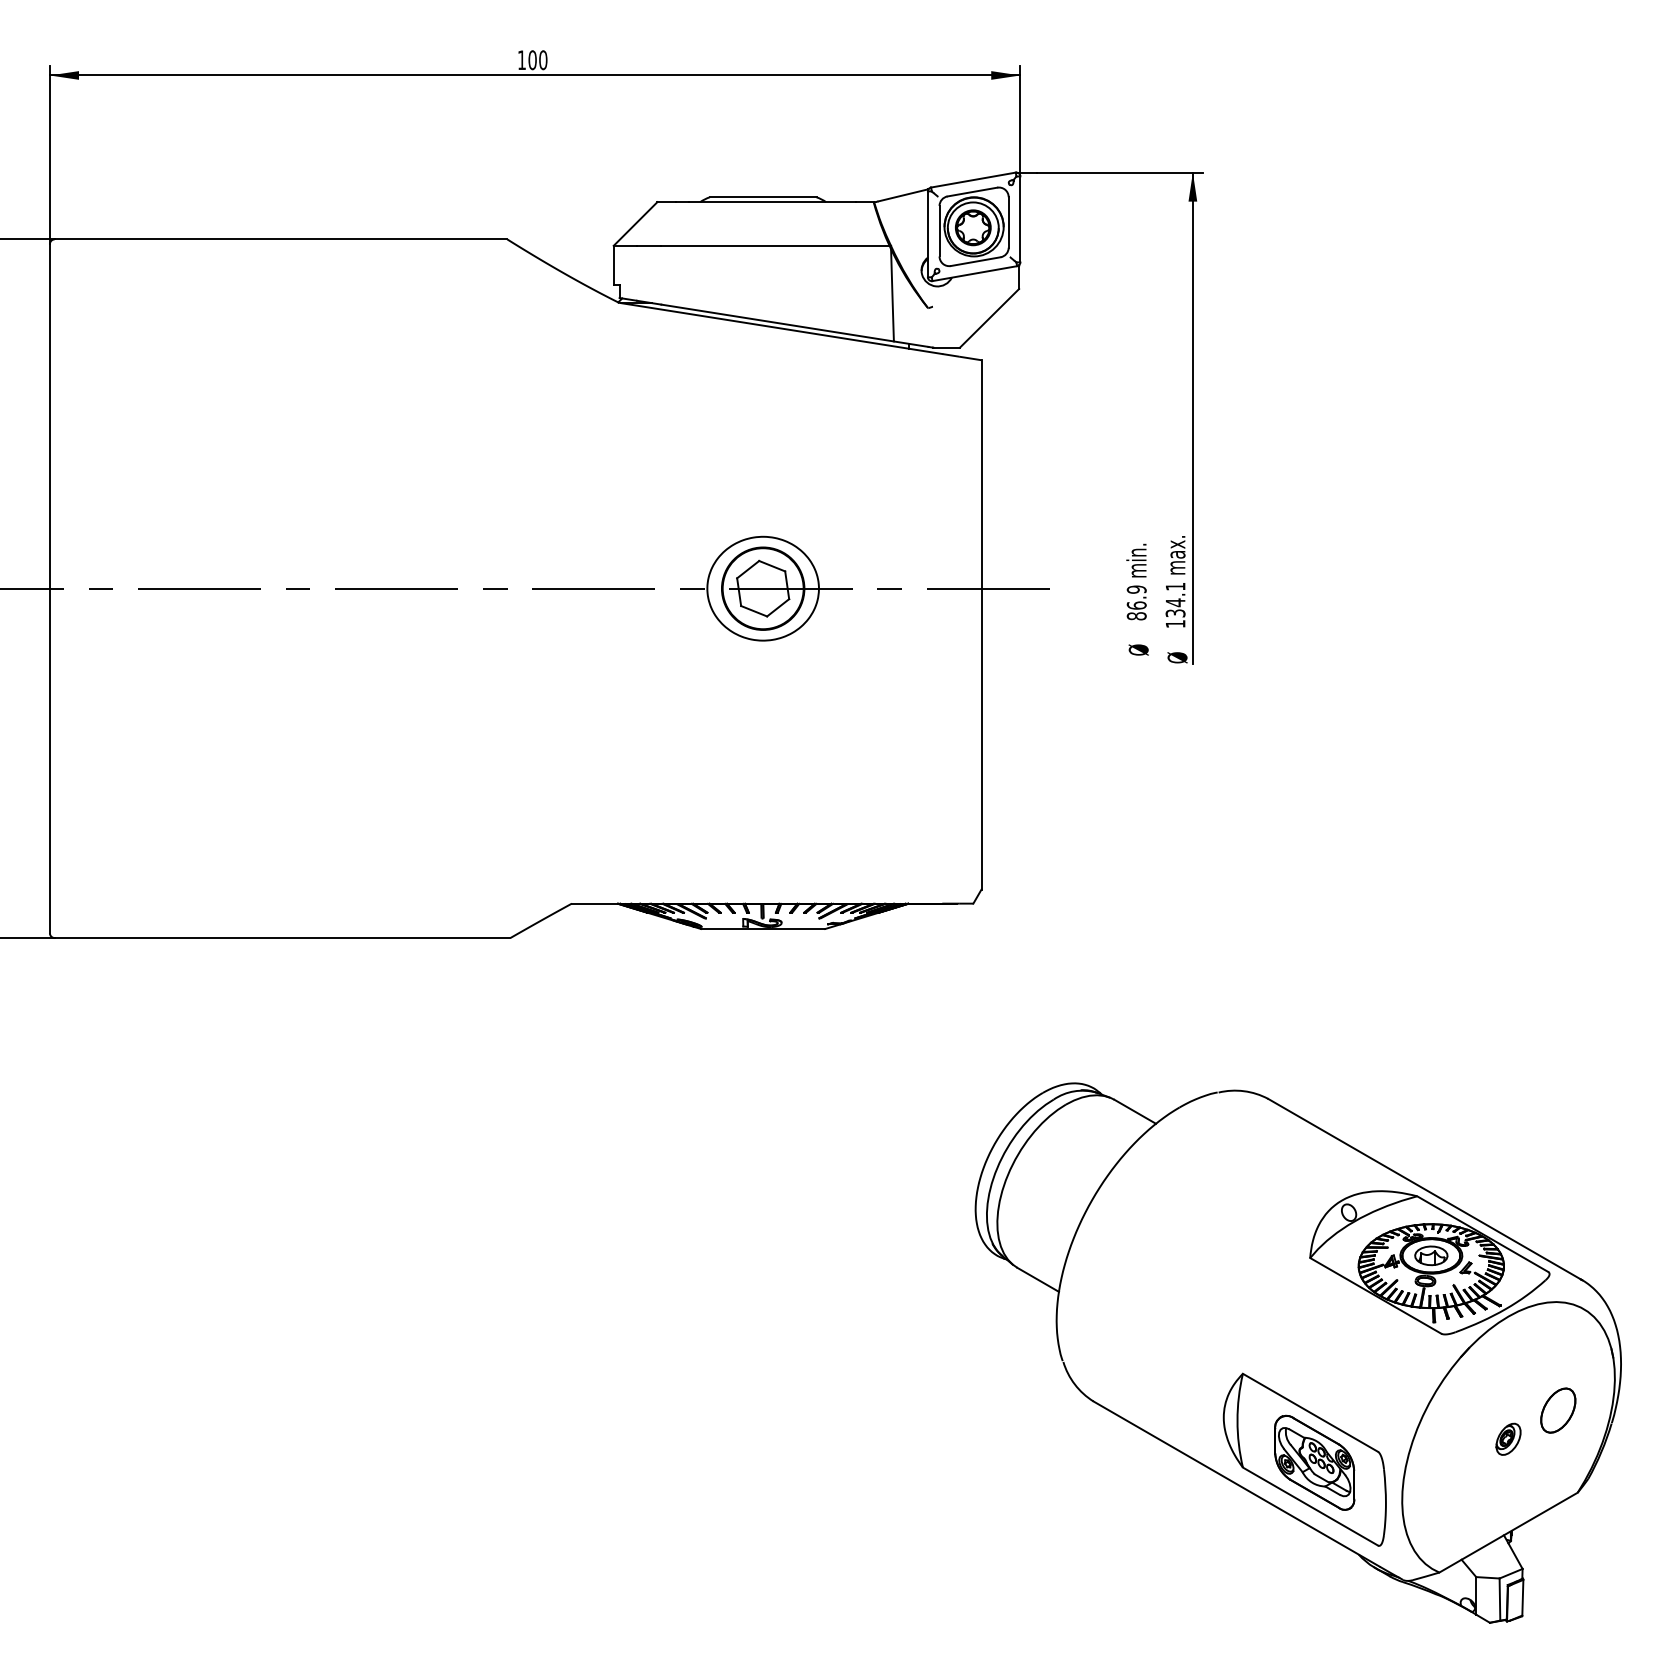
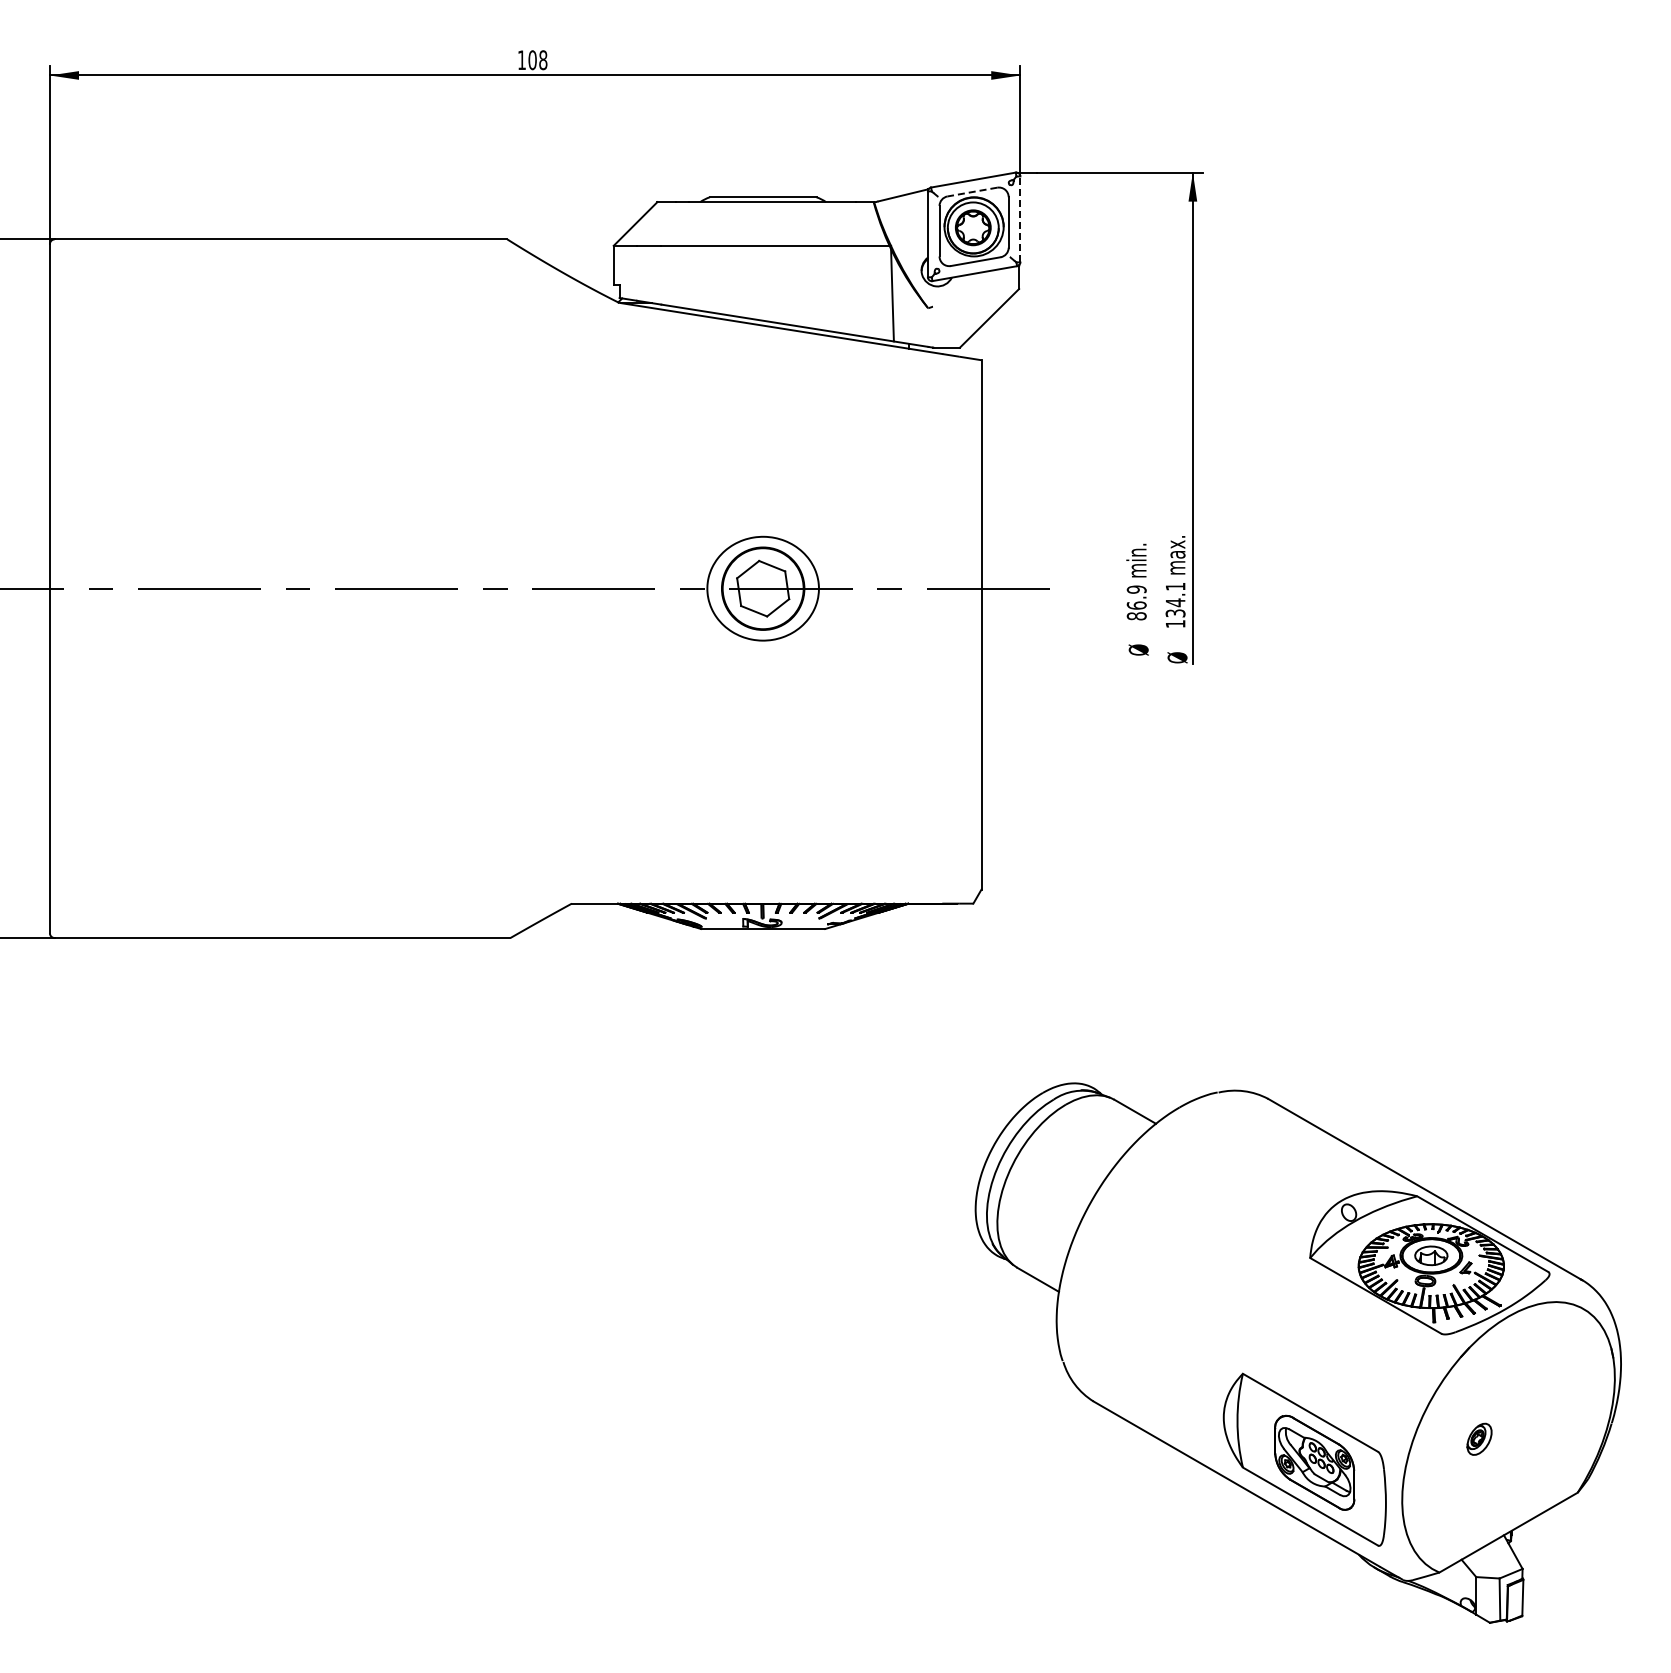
text: 100 -> 108 (543, 59)
line: solid -> dashed (971, 192)
line: solid -> dashed (1020, 219)
part: present -> none (1558, 1410)
part position: (1508, 1438) -> (1479, 1438) (1479, 1438)
